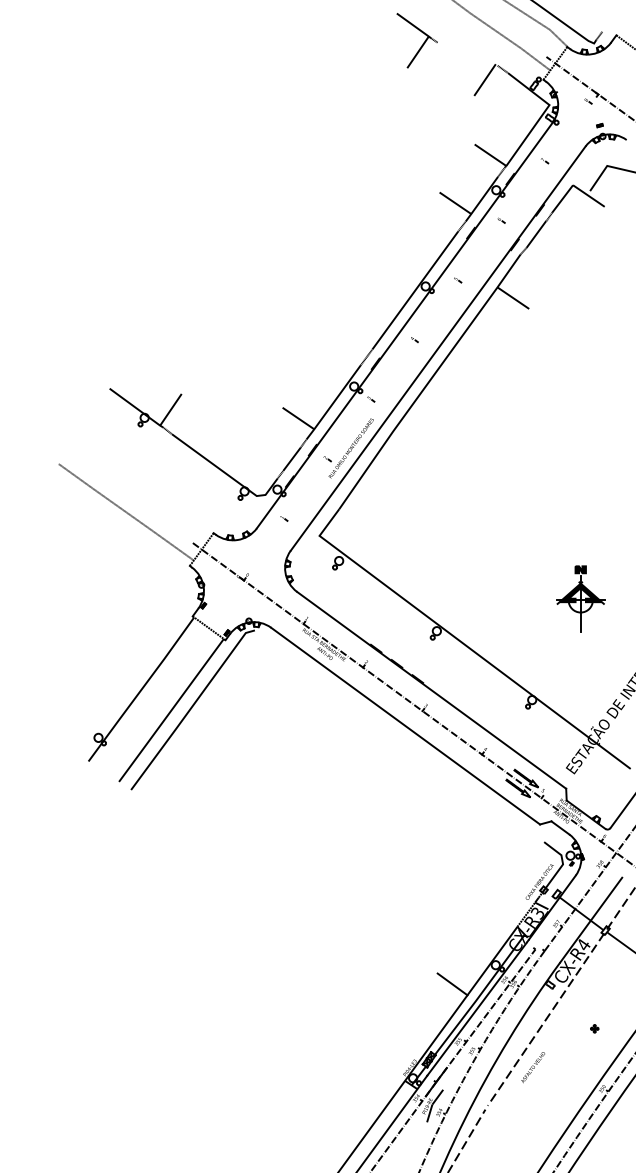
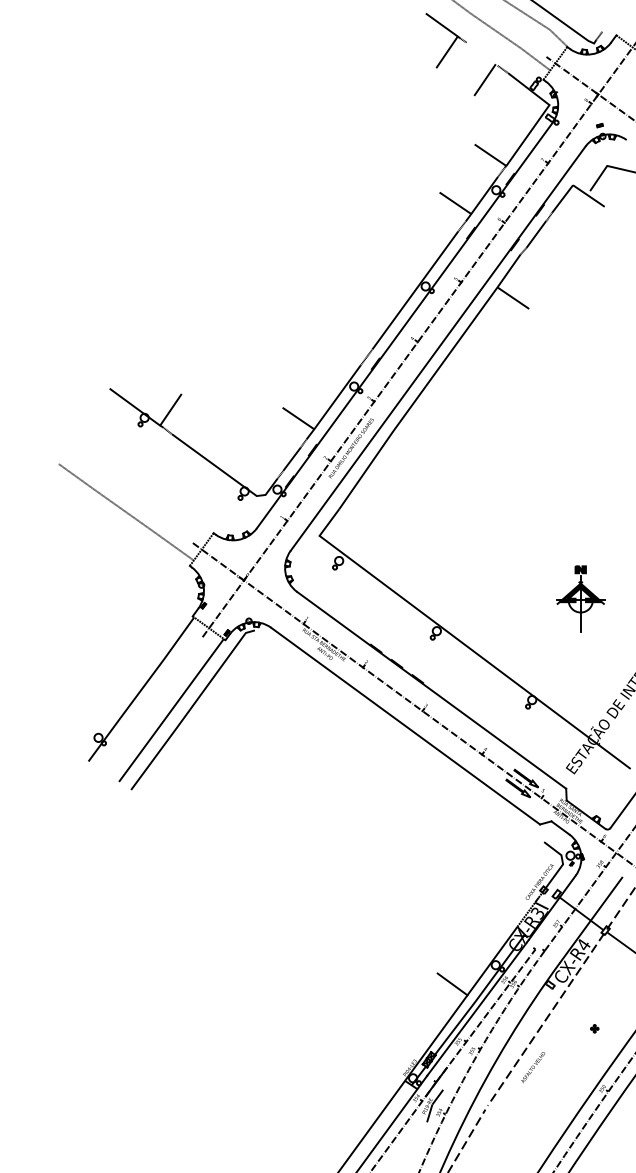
part position: (422, 43) -> (451, 43) (451, 43)
line: none -> present (417, 342)
